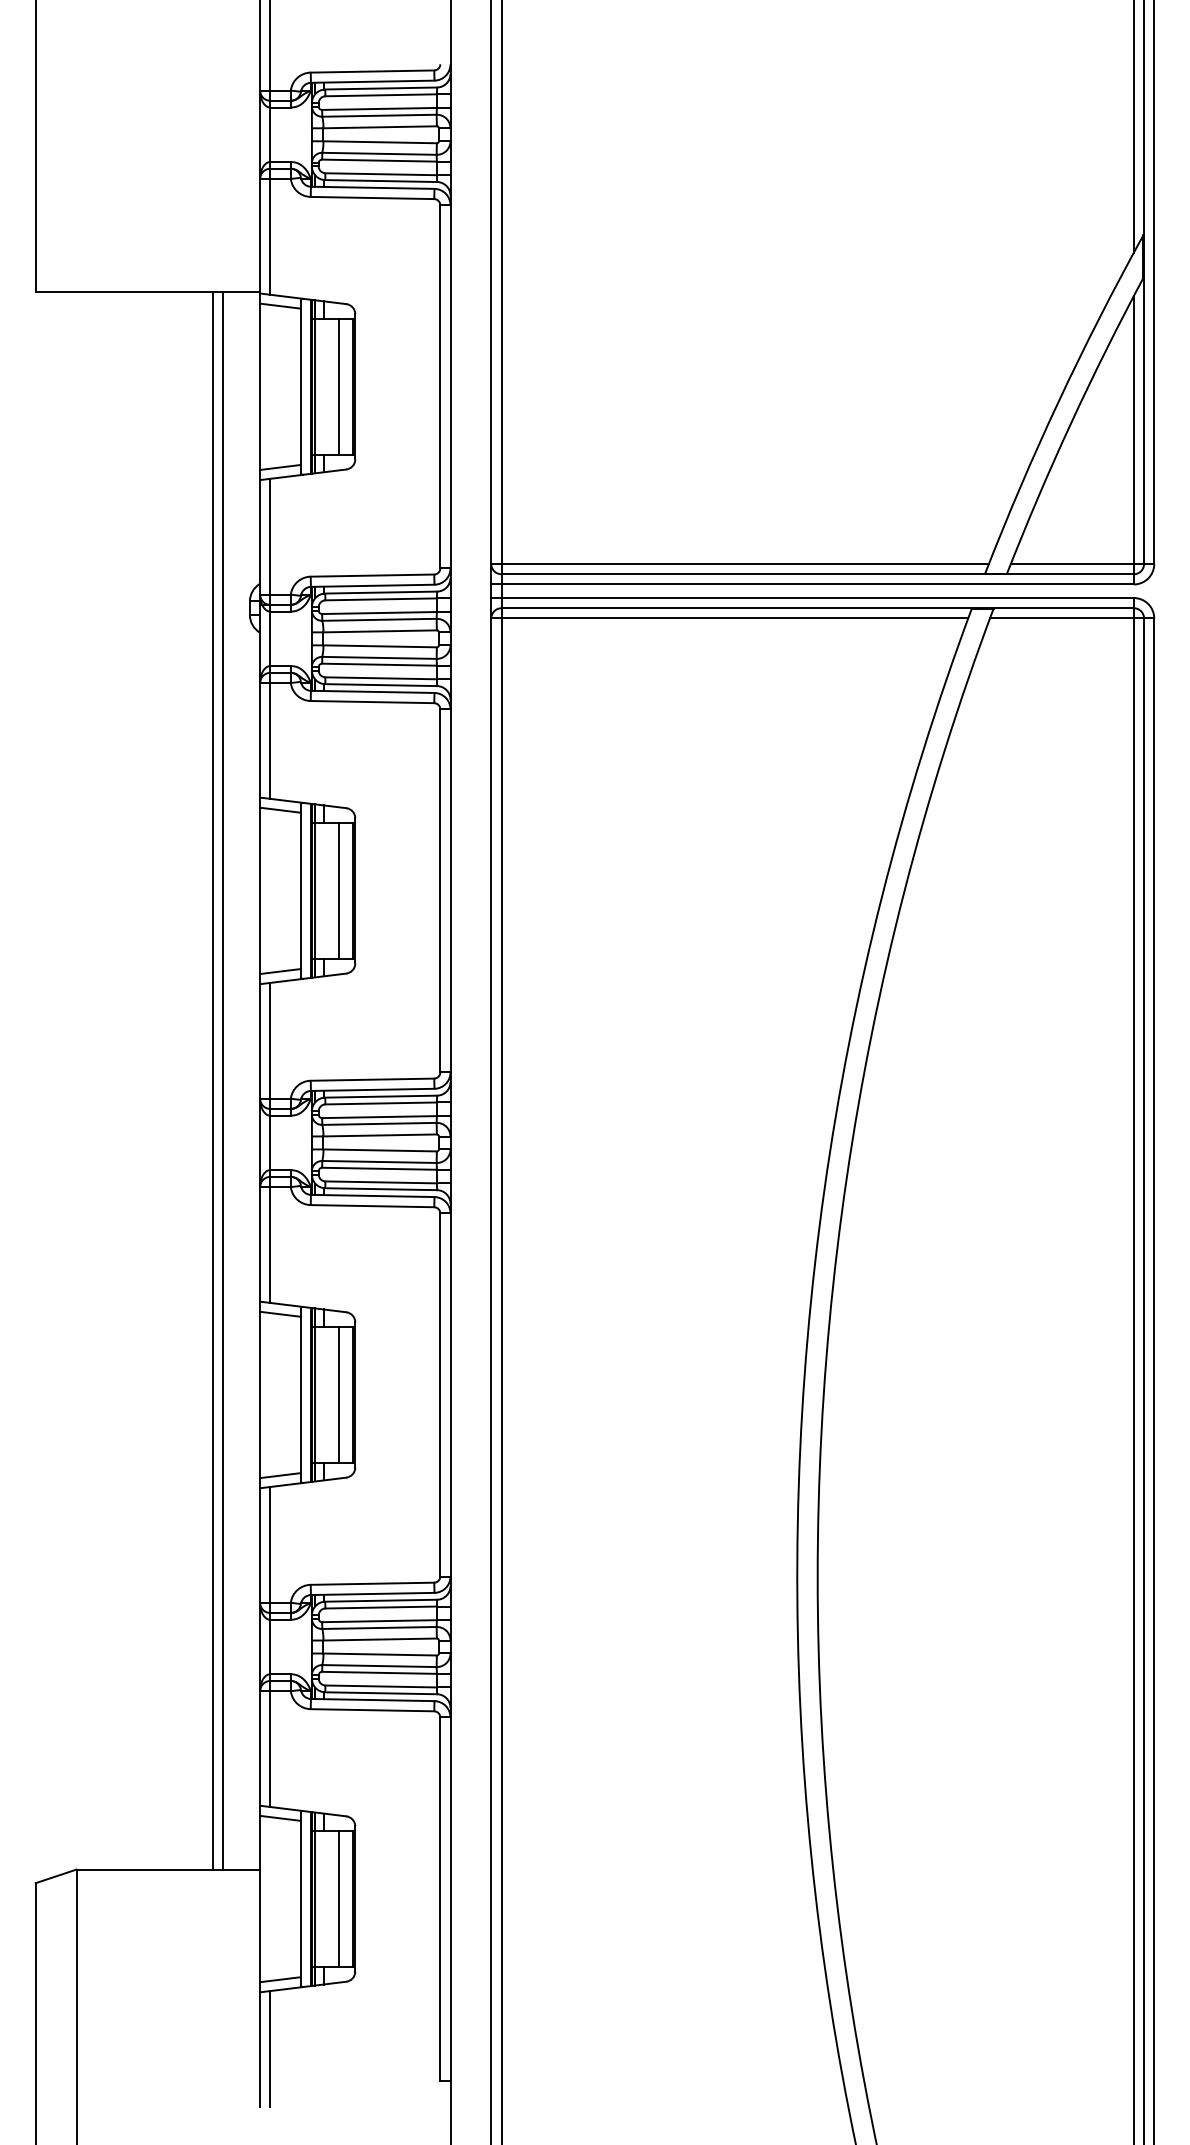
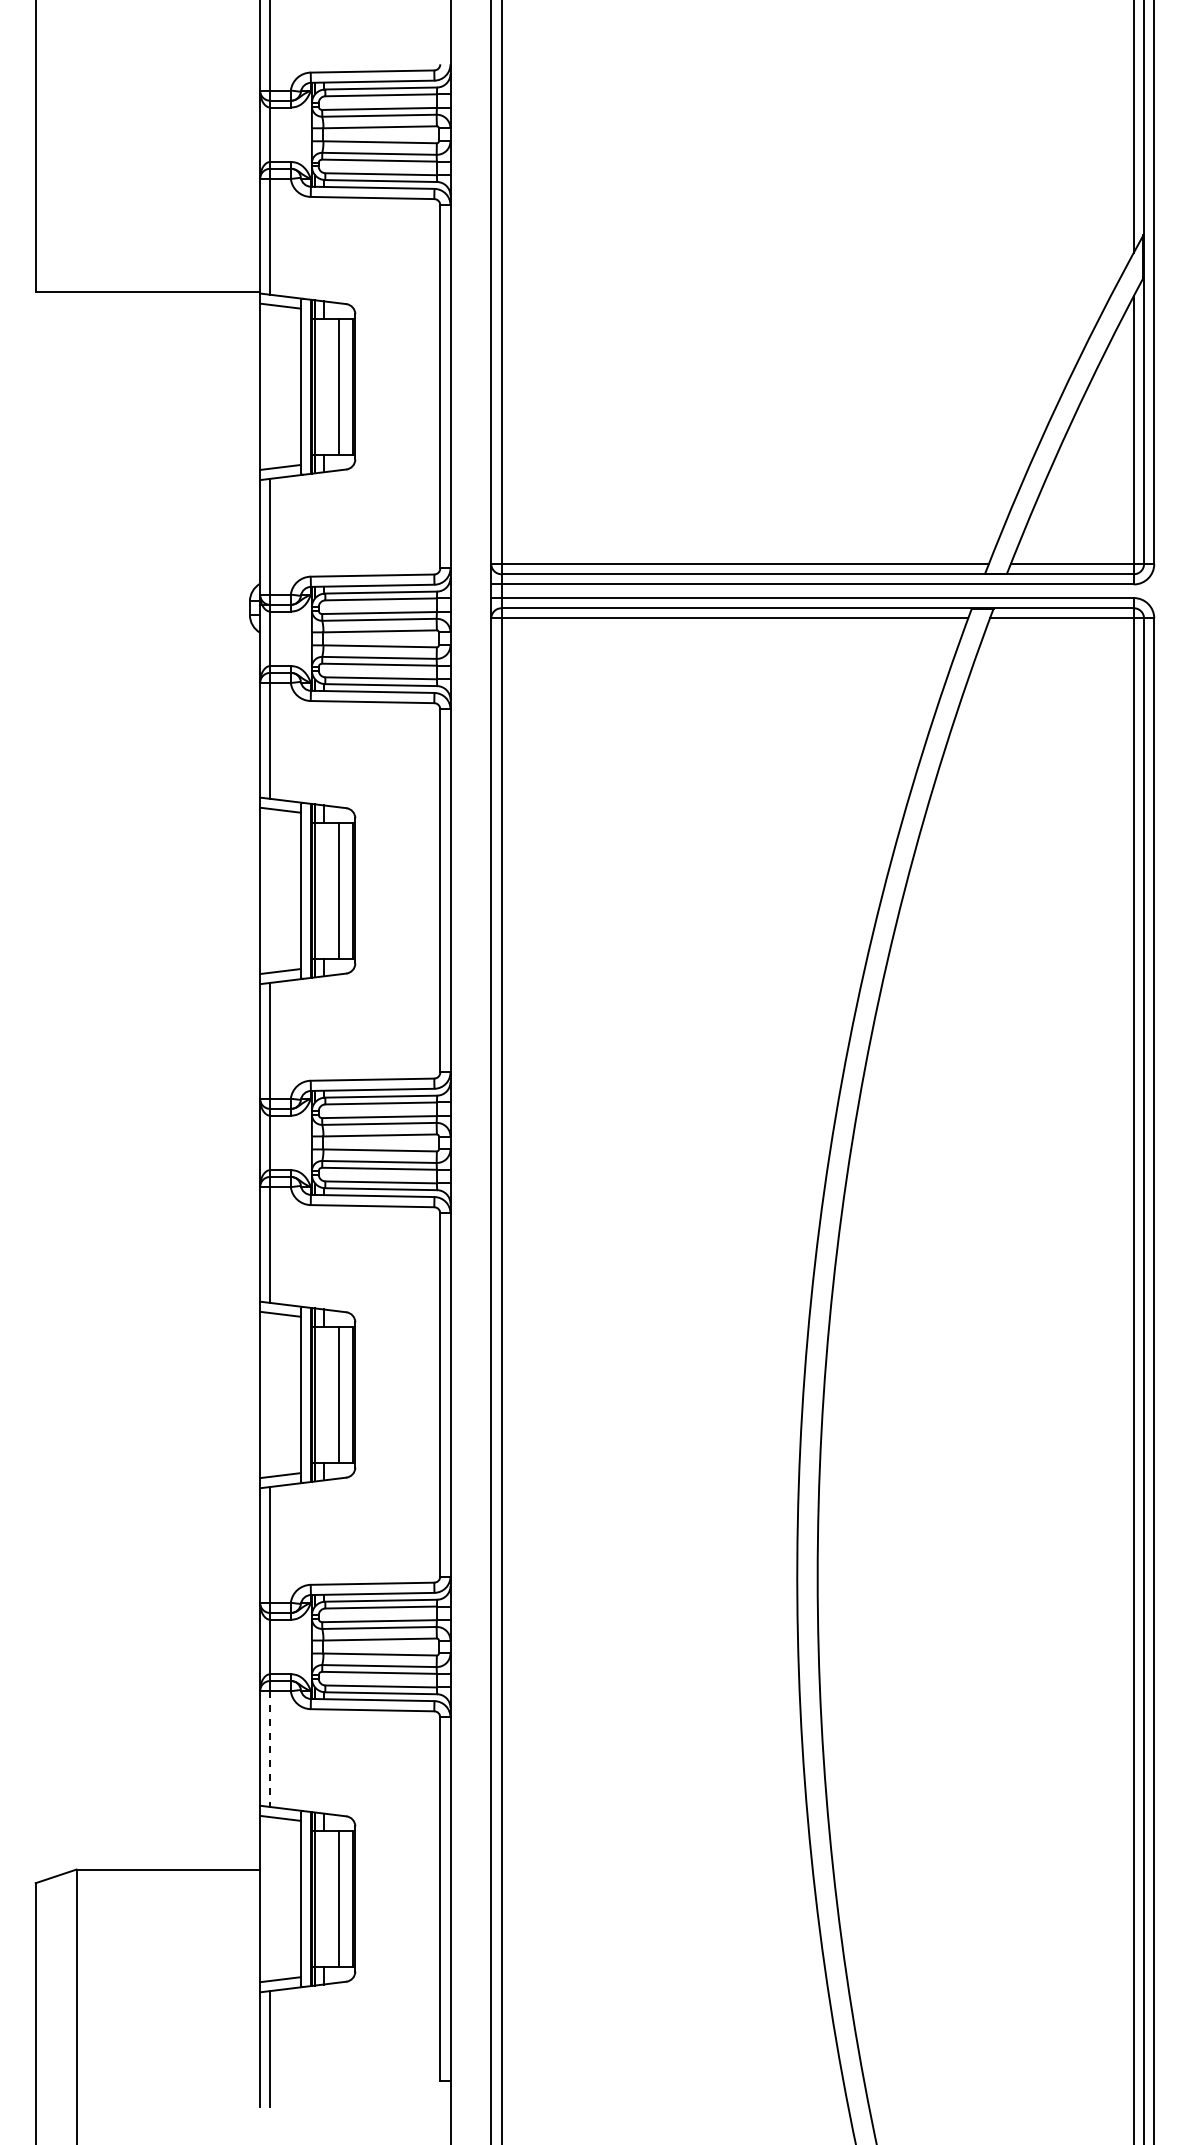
line: present -> none (212, 1080)
line: present -> none (222, 1080)
line: solid -> dashed (270, 1749)
